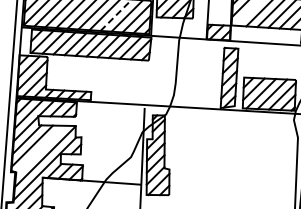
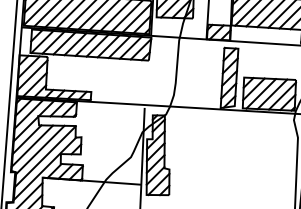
line: none -> present (246, 13)
line: dashed -> solid (115, 15)
line: none -> present (40, 149)
